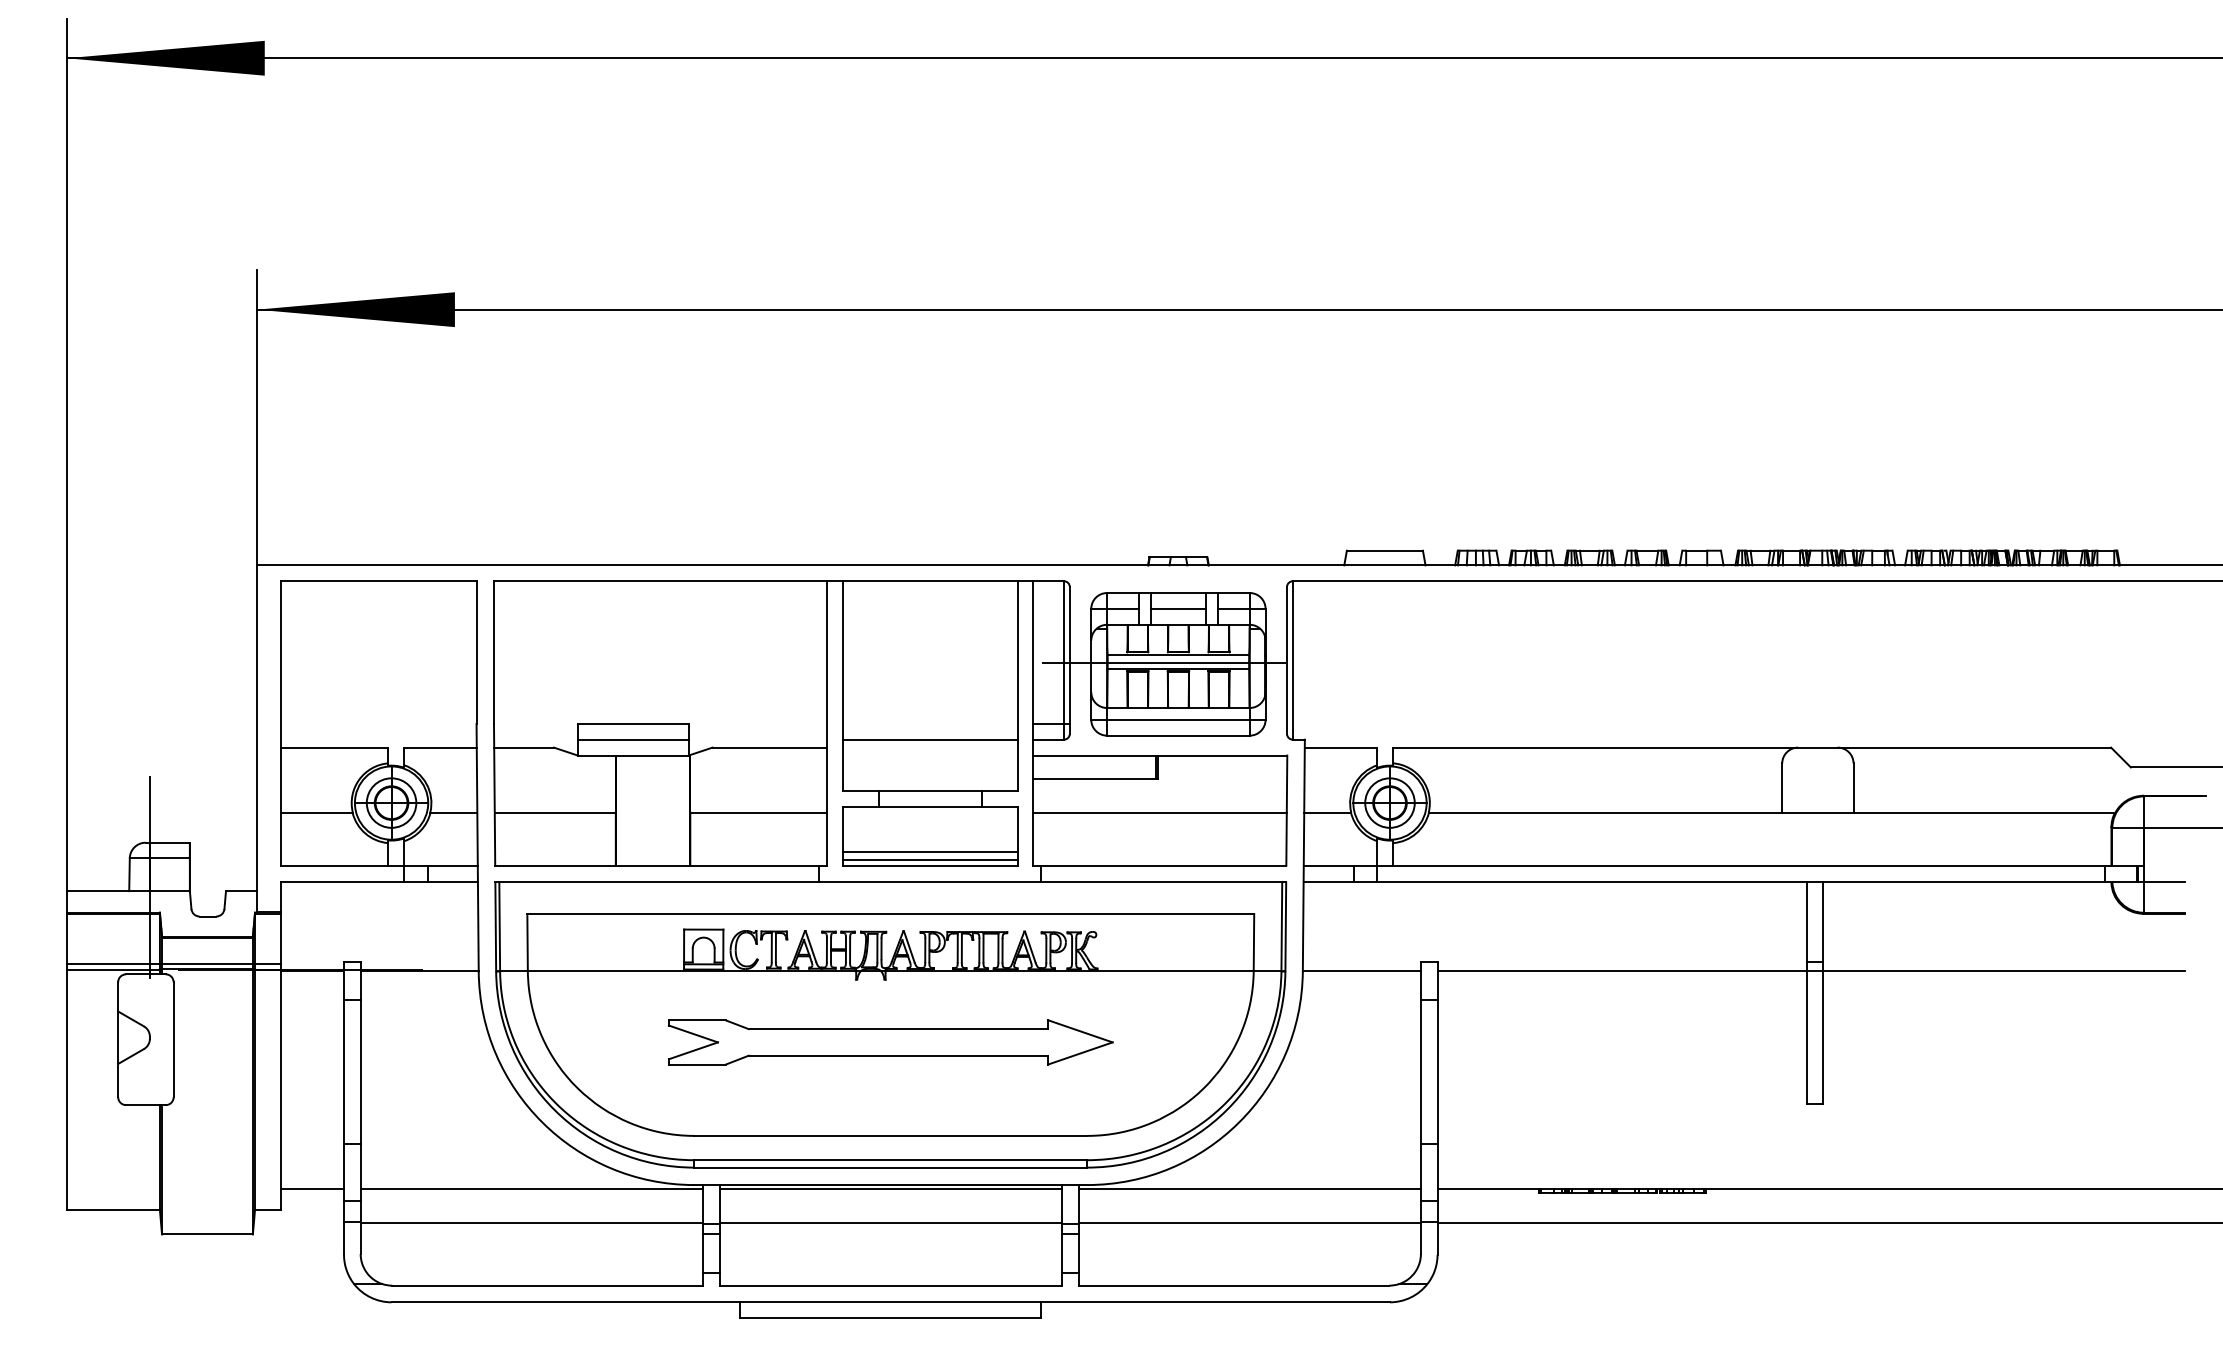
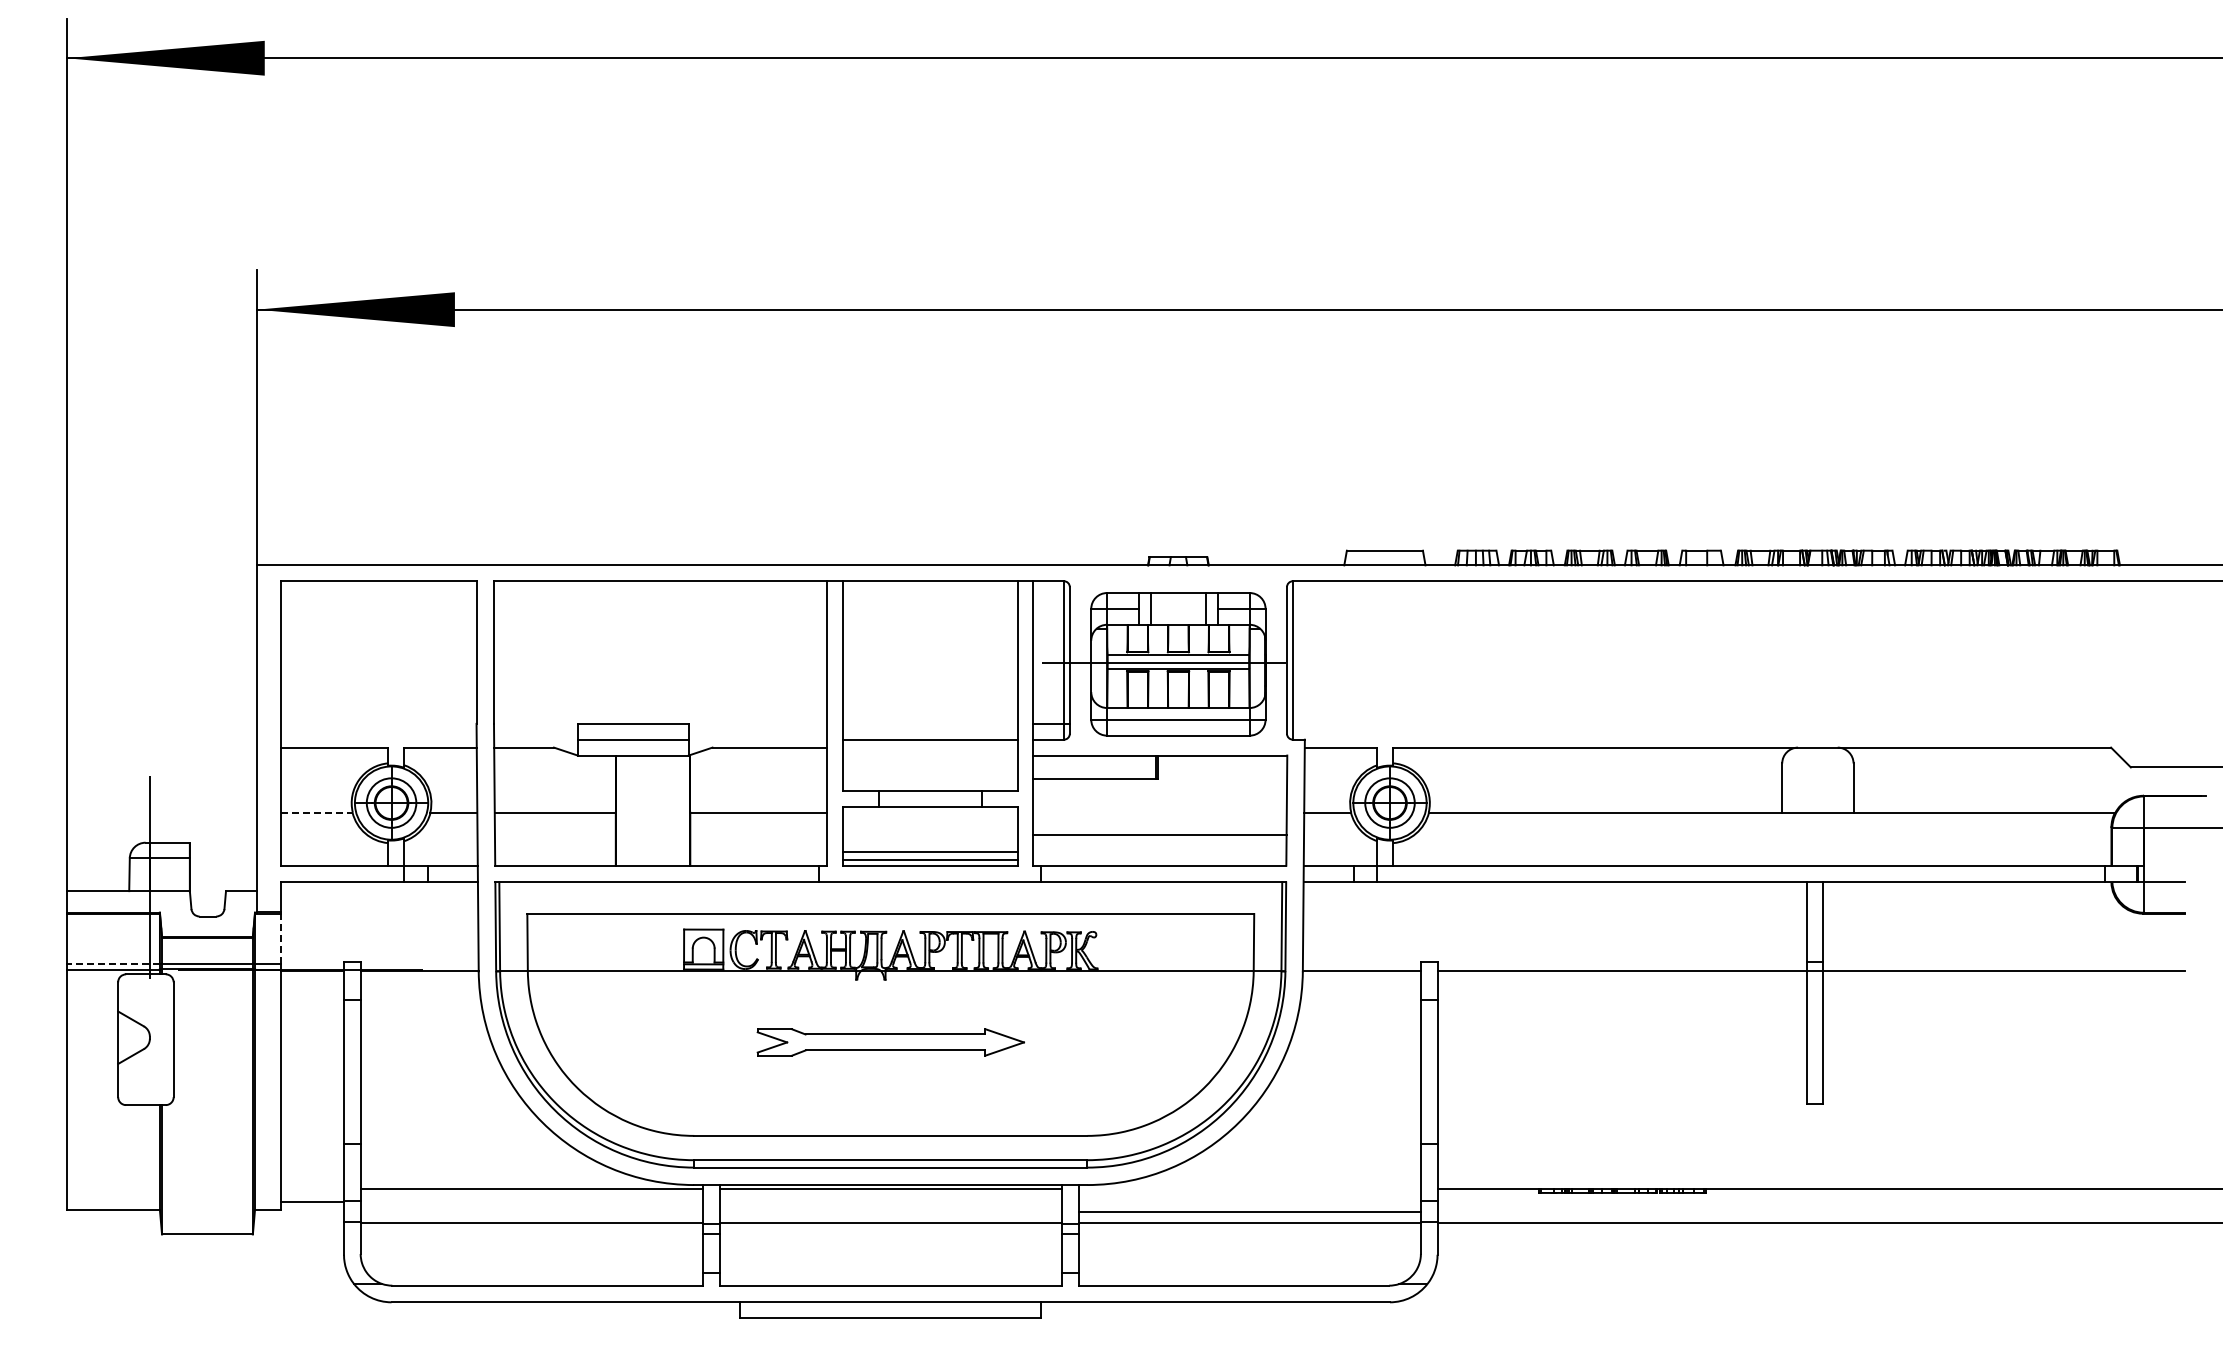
line: present -> none (1178, 608)
line: solid -> dashed (317, 812)
line position: (1159, 812) -> (1159, 834) (1159, 834)
line: solid -> dashed (280, 939)
line: solid -> dashed (113, 964)
part size: 446x47 px -> 269x29 px (890, 1042)
line position: (312, 1189) -> (312, 1202) (312, 1202)
line position: (1249, 1189) -> (1249, 1212) (1249, 1212)
